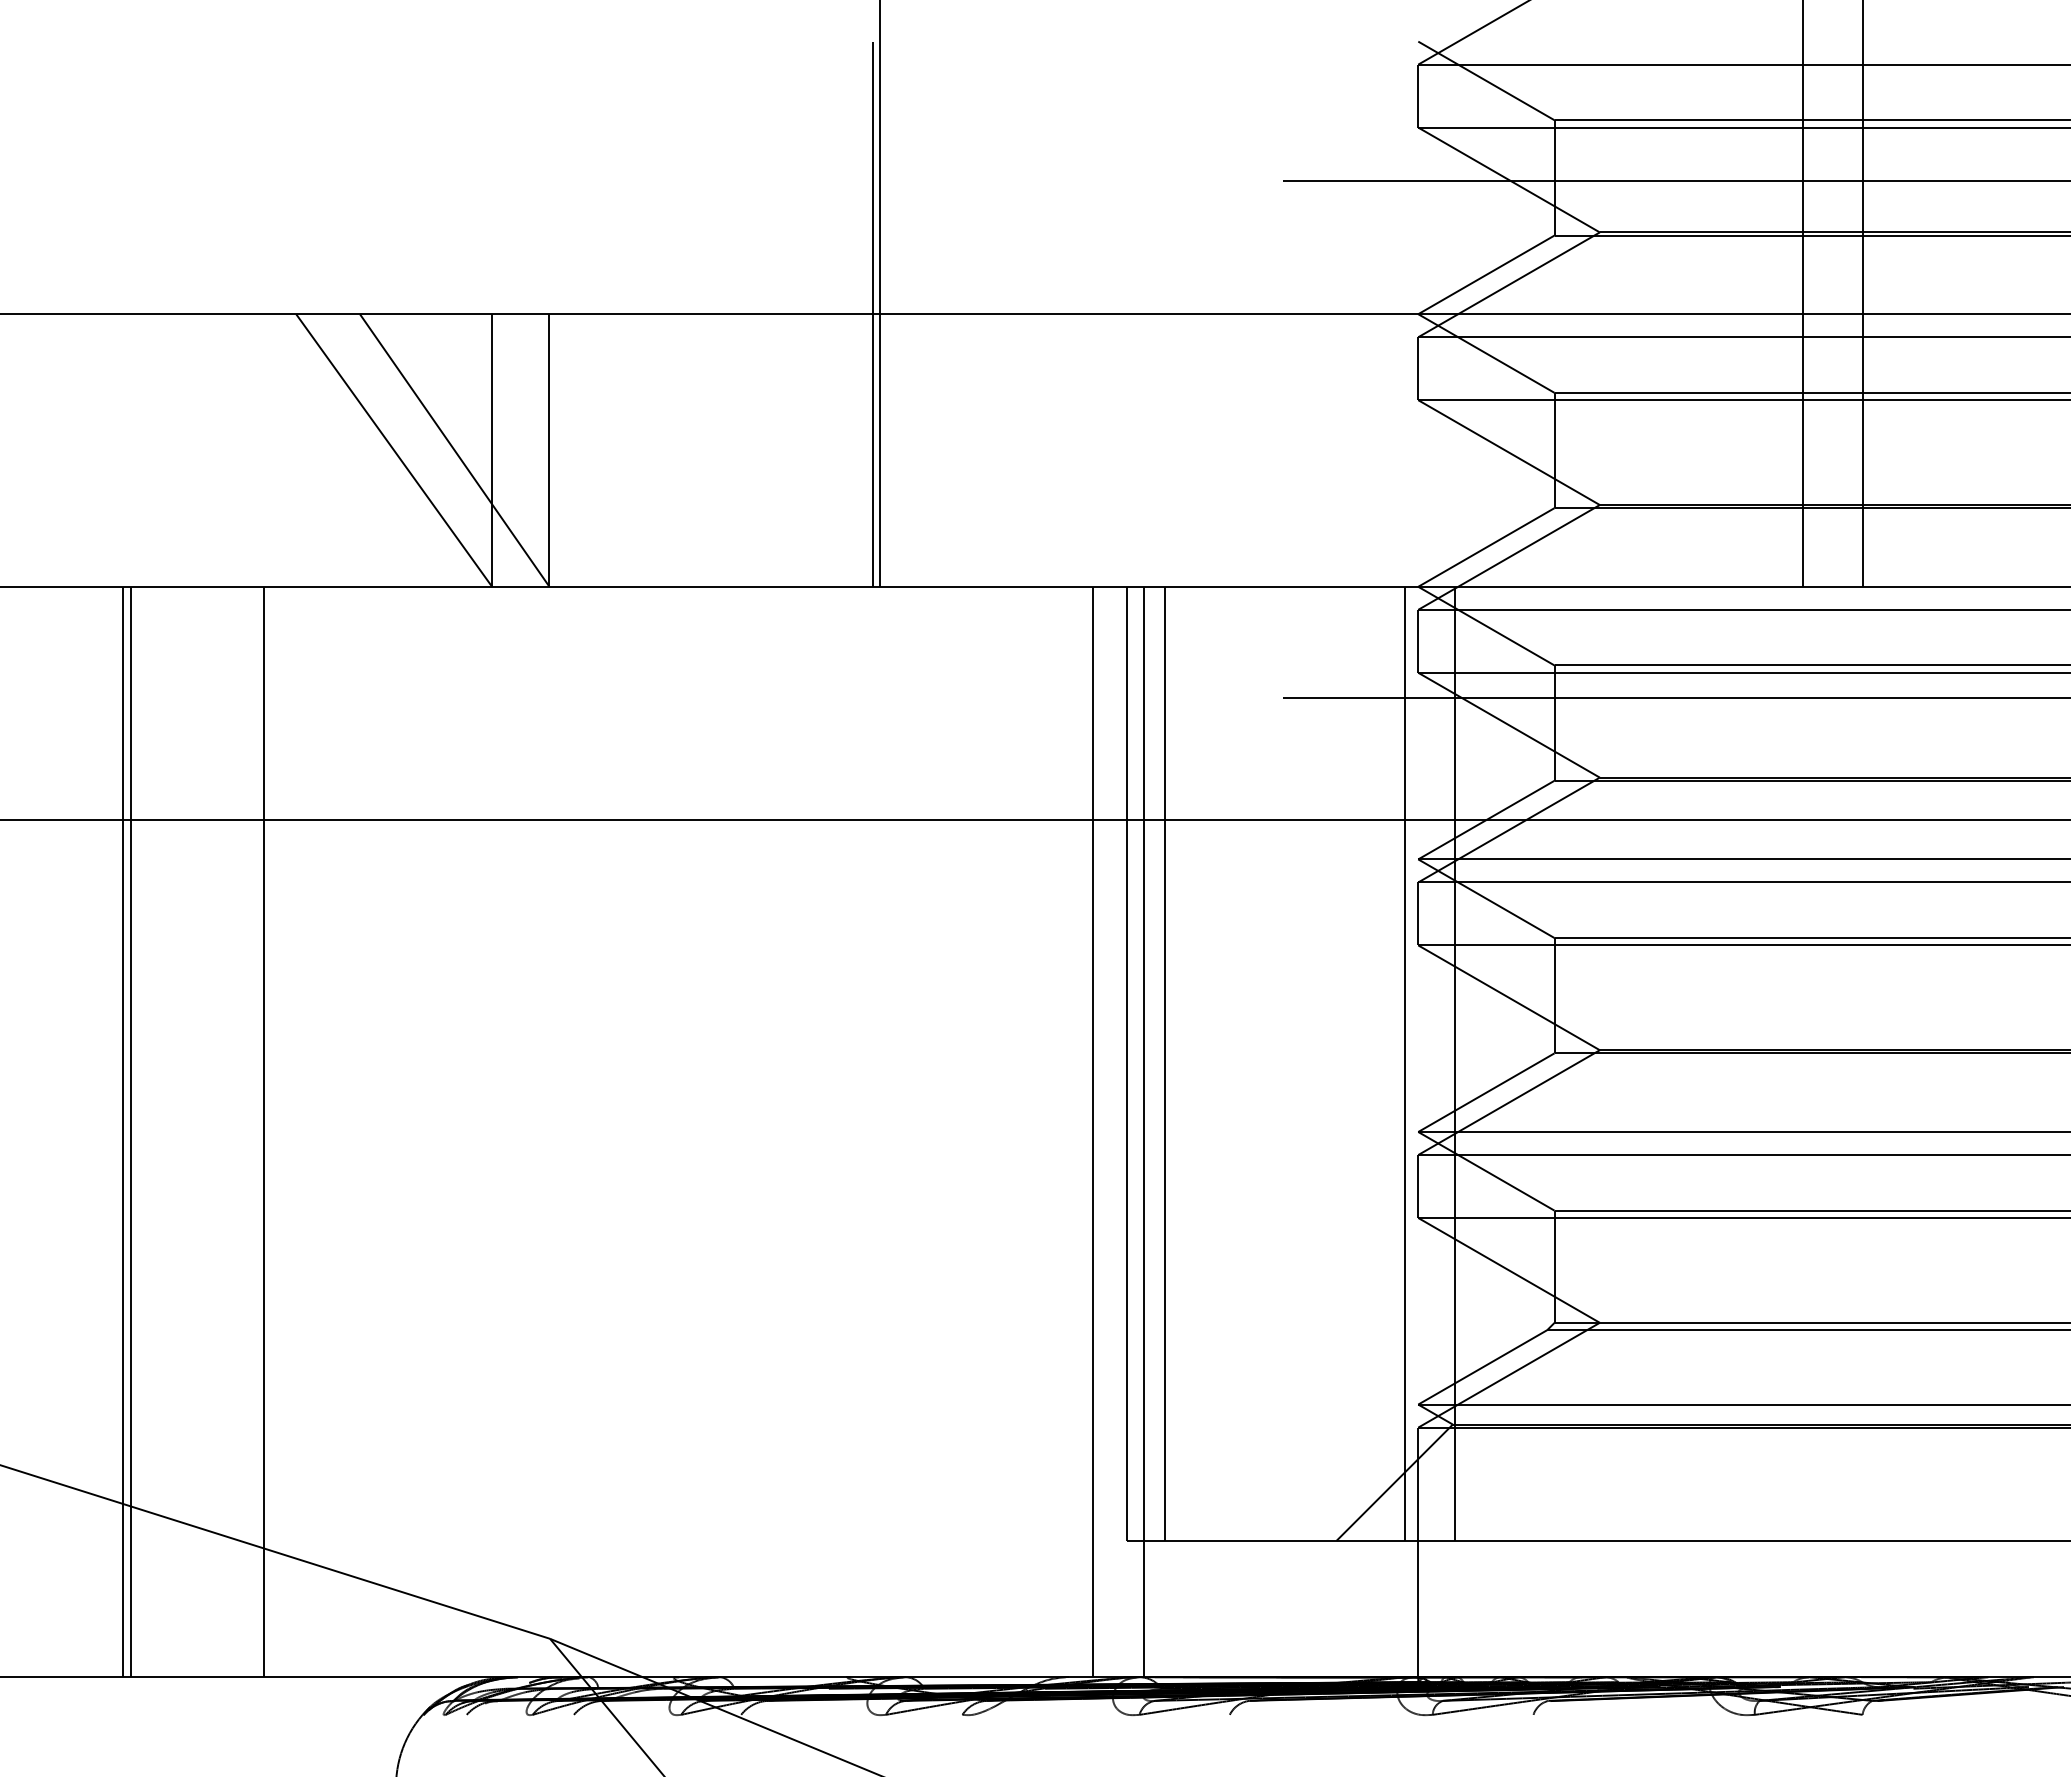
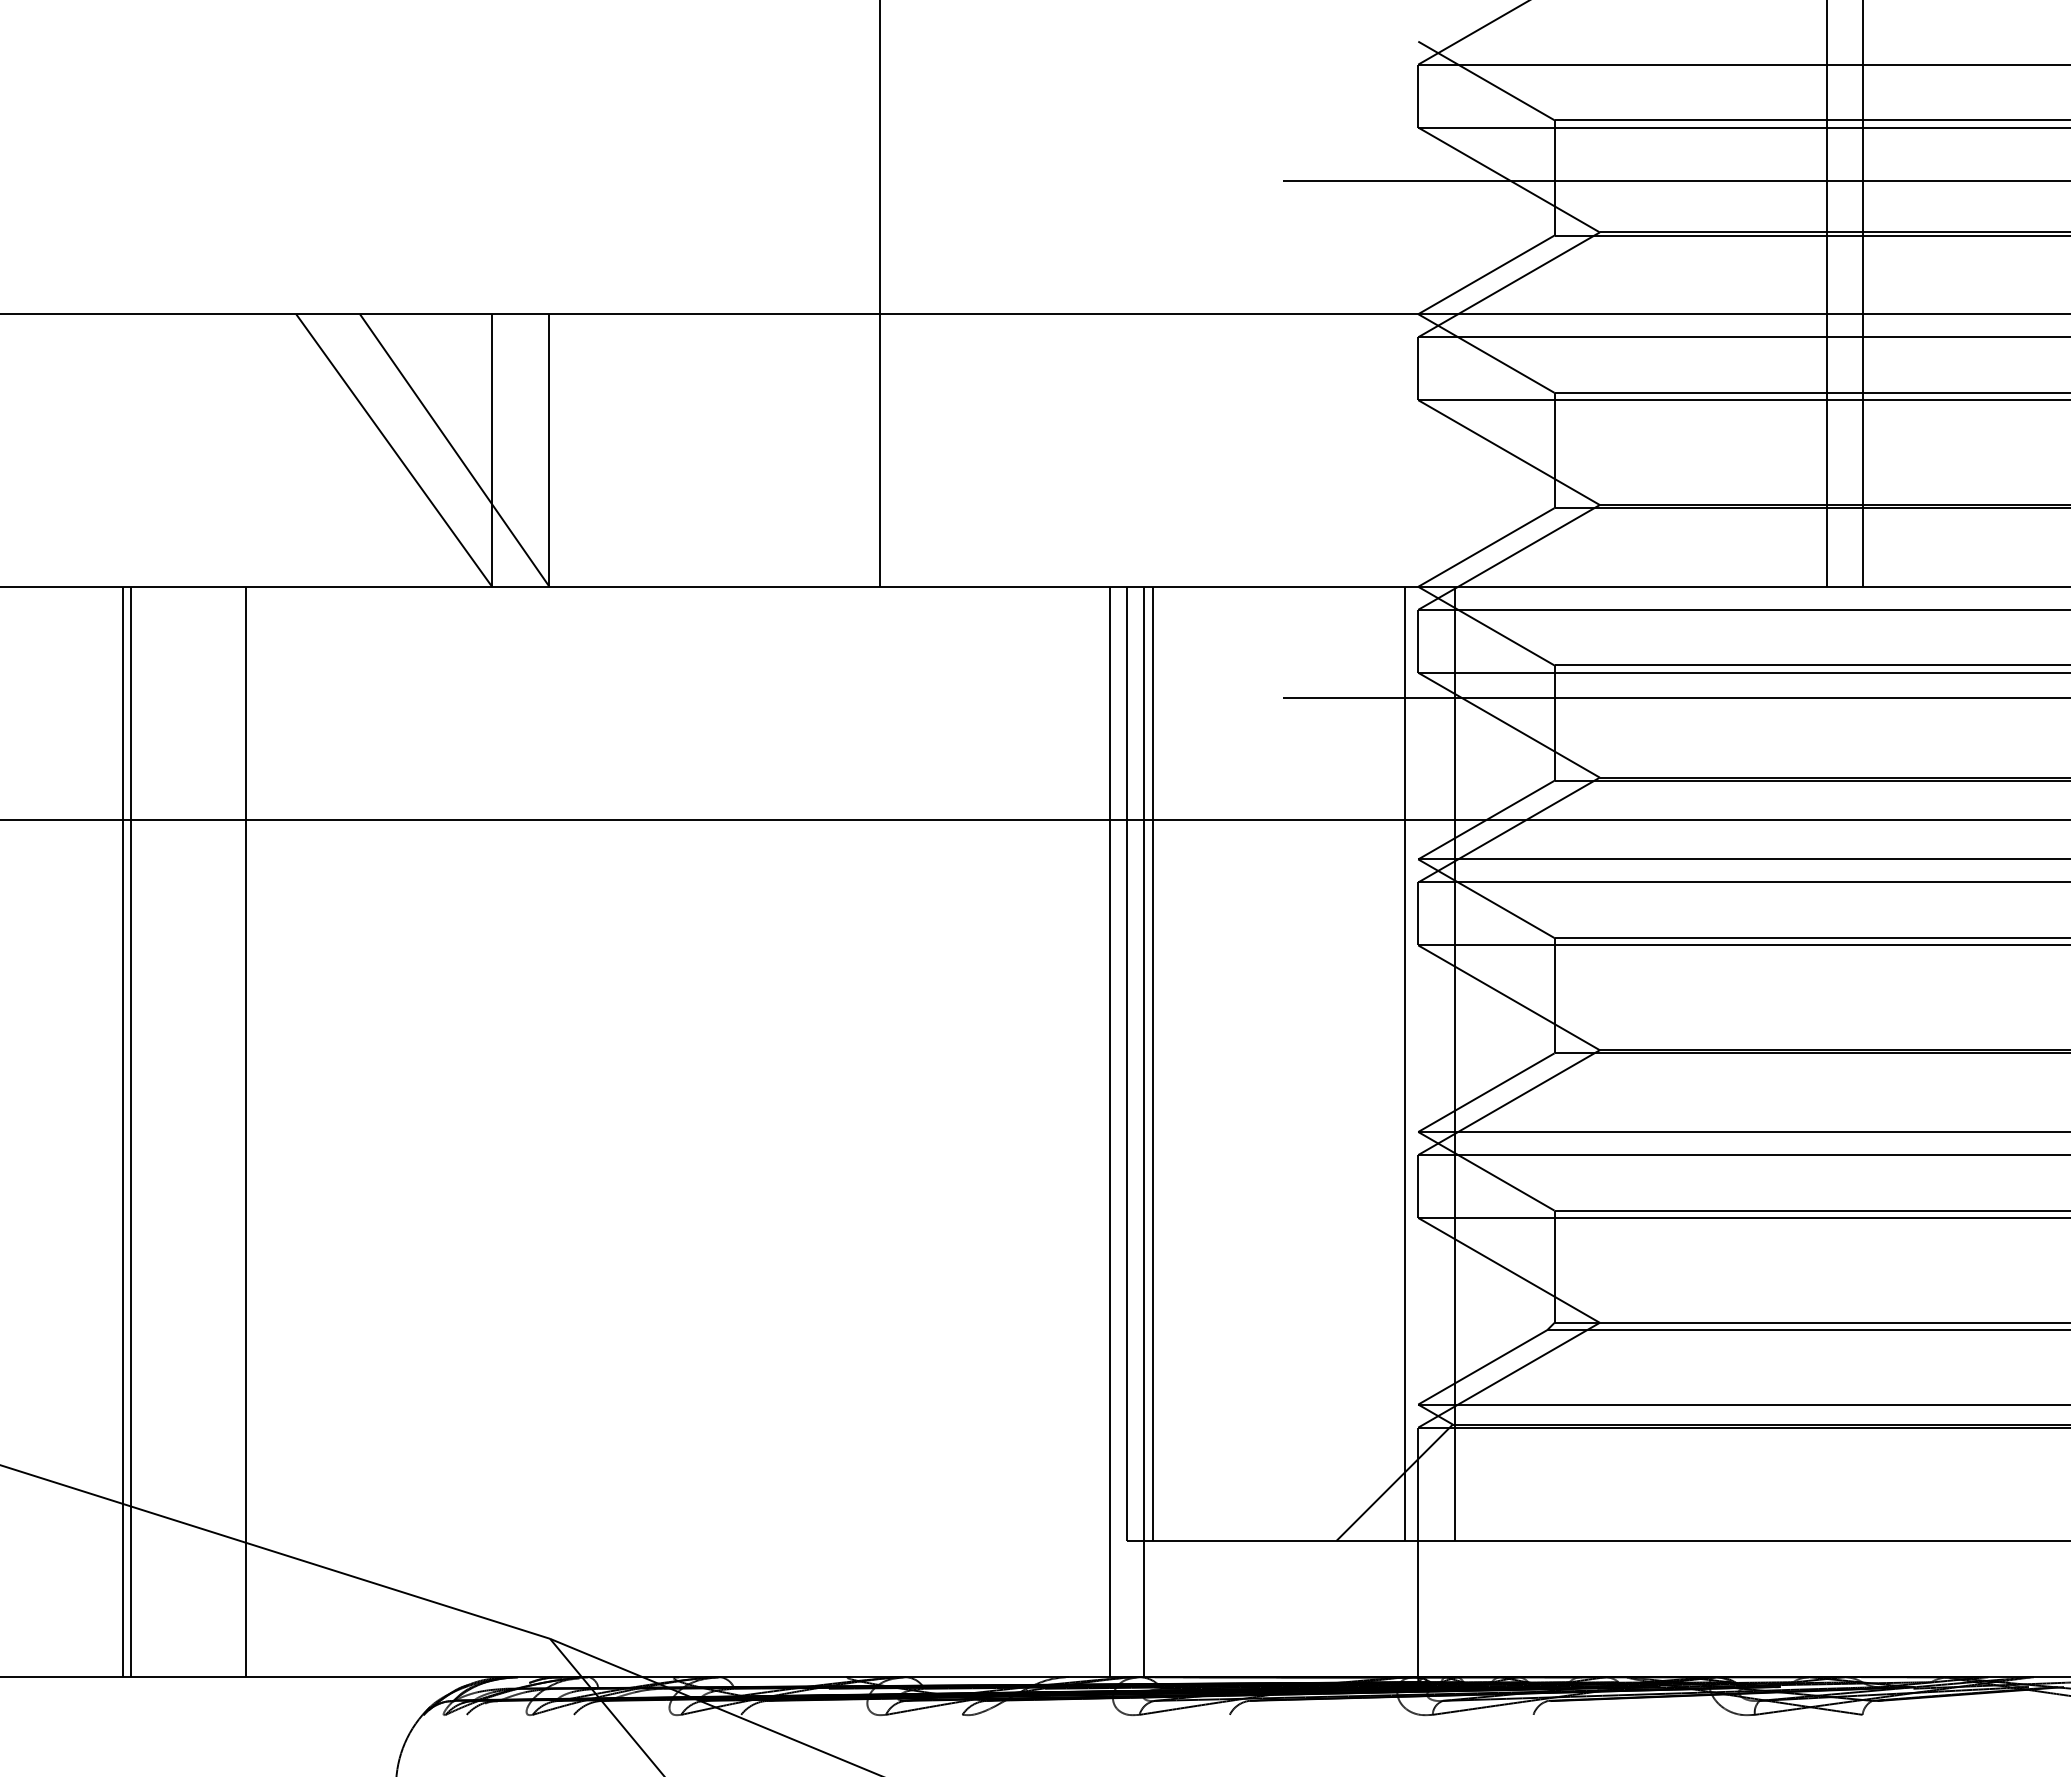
line position: (1803, 294) -> (1827, 294) (1827, 294)
line: present -> none (873, 313)
line position: (1164, 1063) -> (1152, 1063) (1152, 1063)
line position: (264, 1131) -> (246, 1131) (246, 1131)
line position: (1093, 1131) -> (1110, 1131) (1110, 1131)
